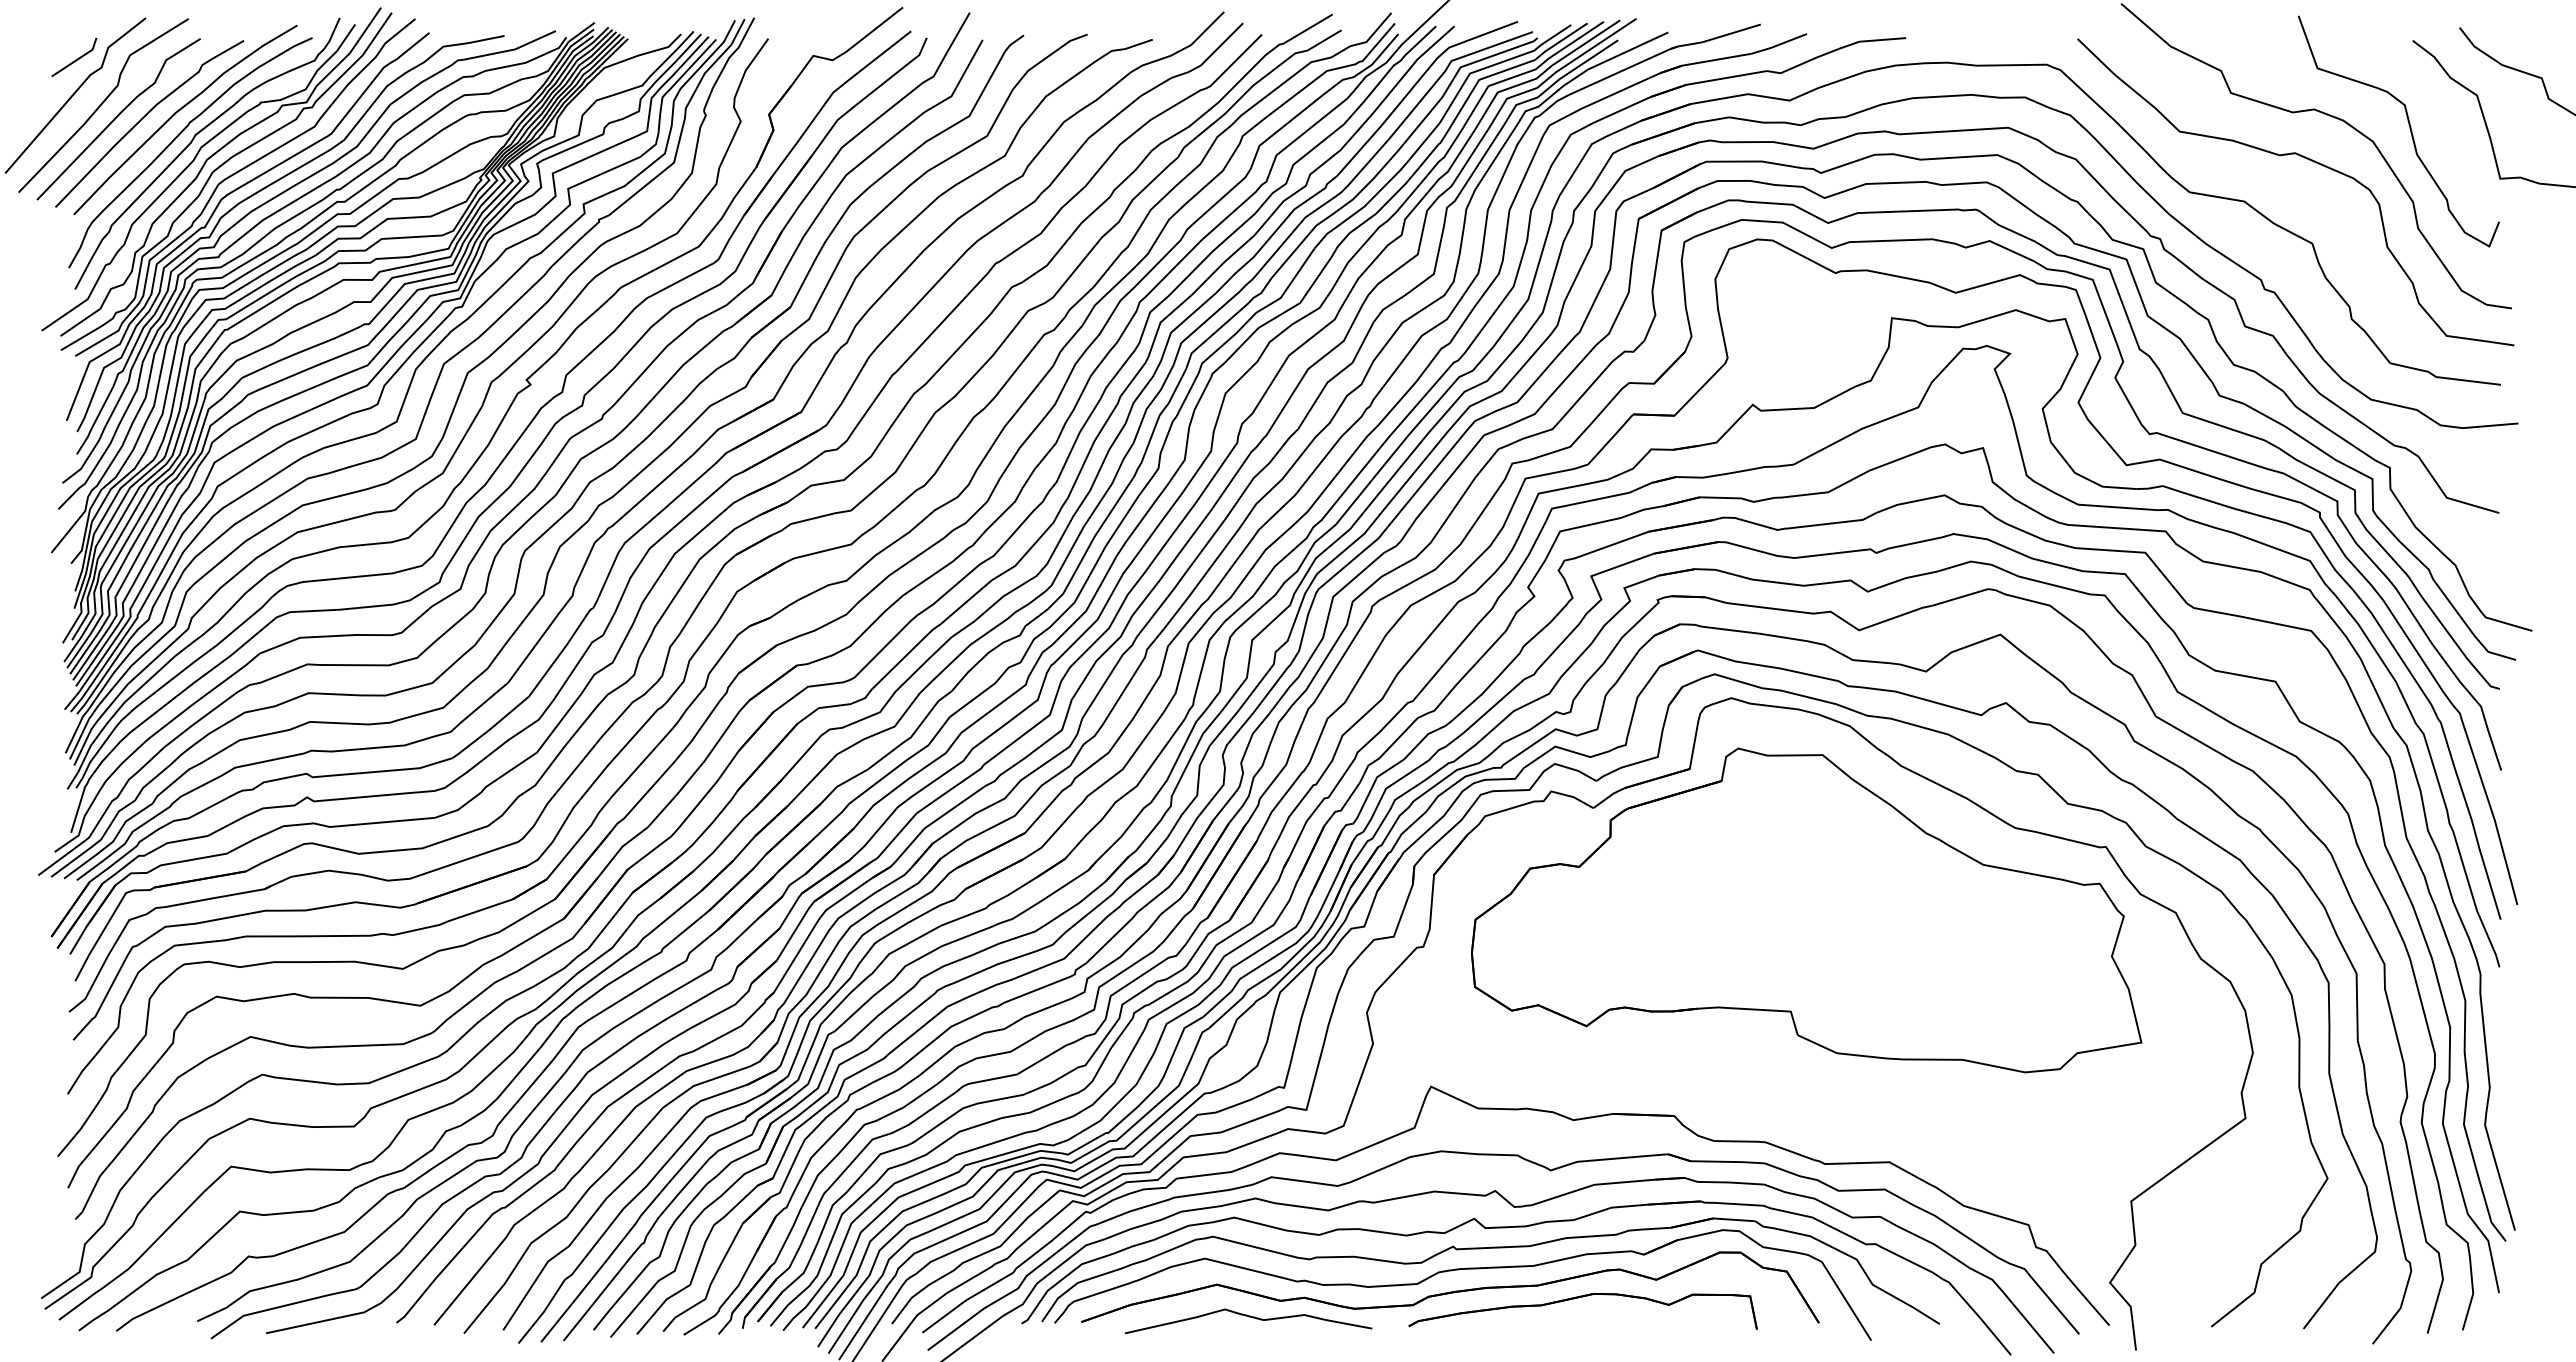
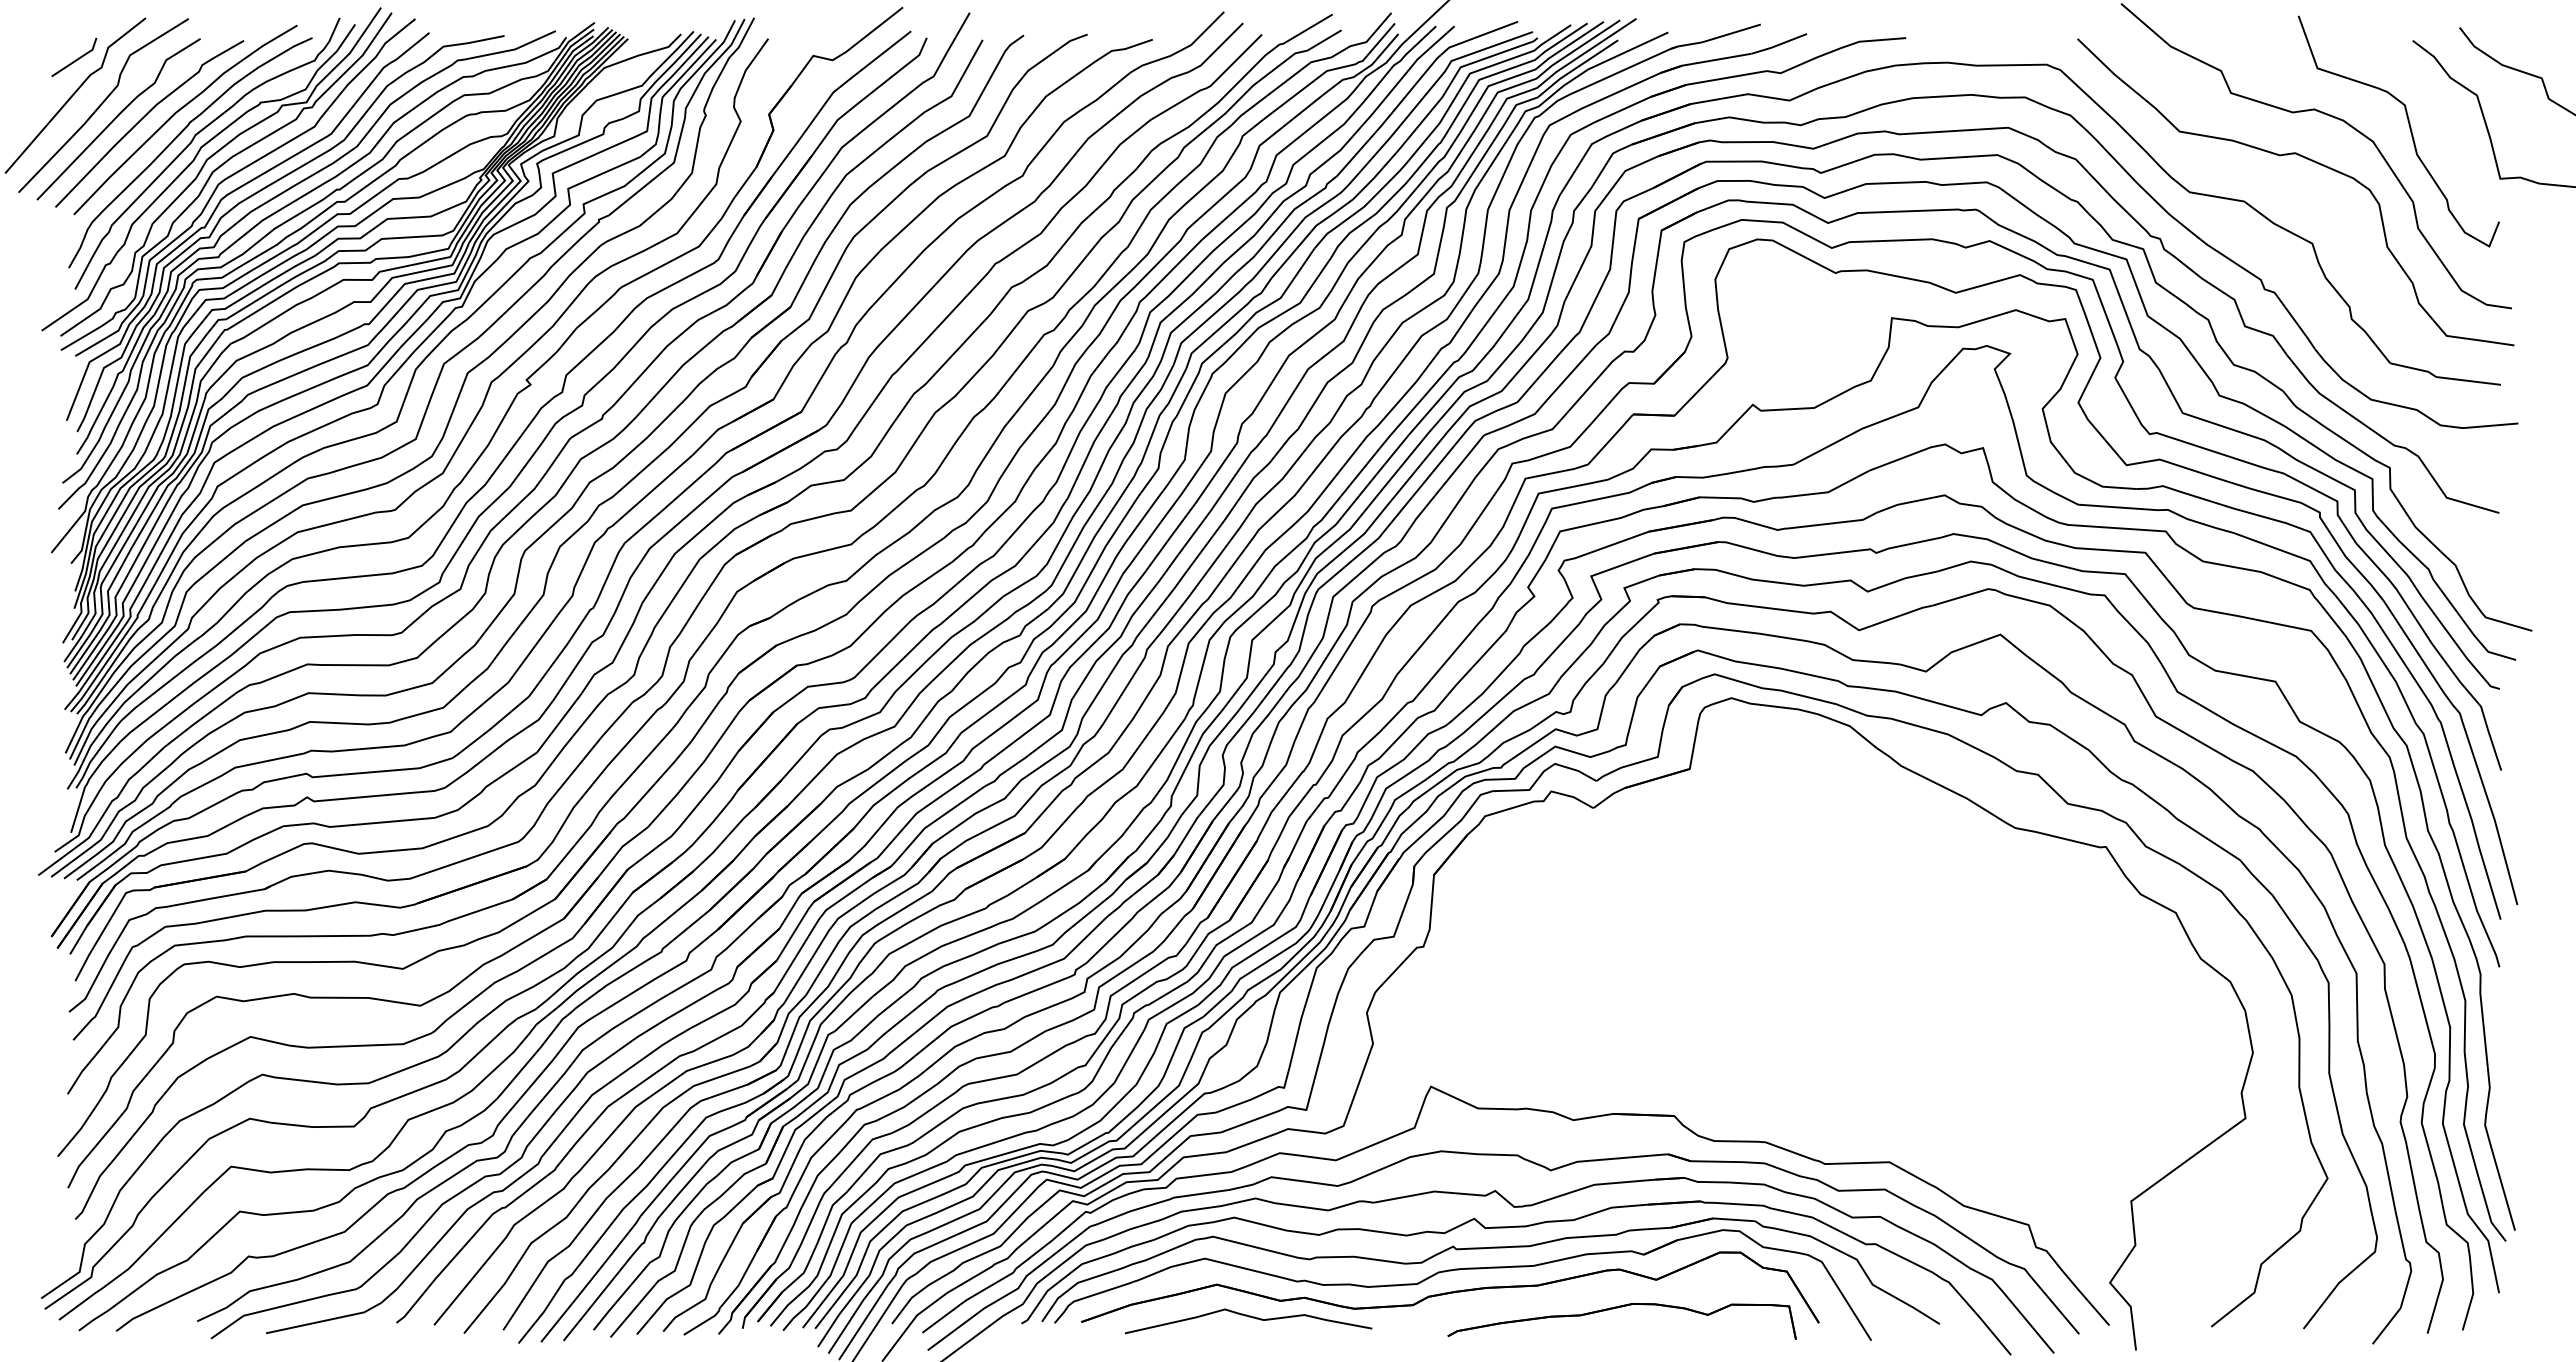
part: present -> none (1806, 910)
part position: (1578, 1298) -> (1617, 1308) (1617, 1308)
